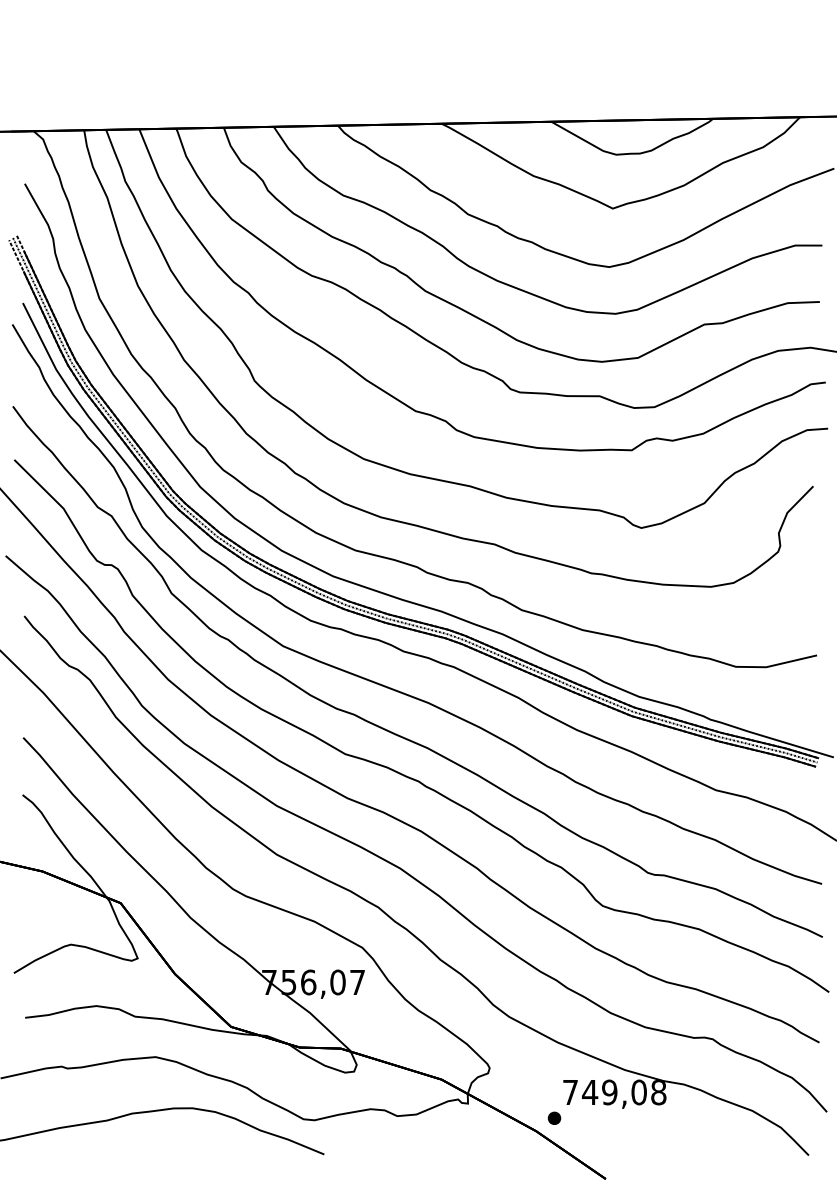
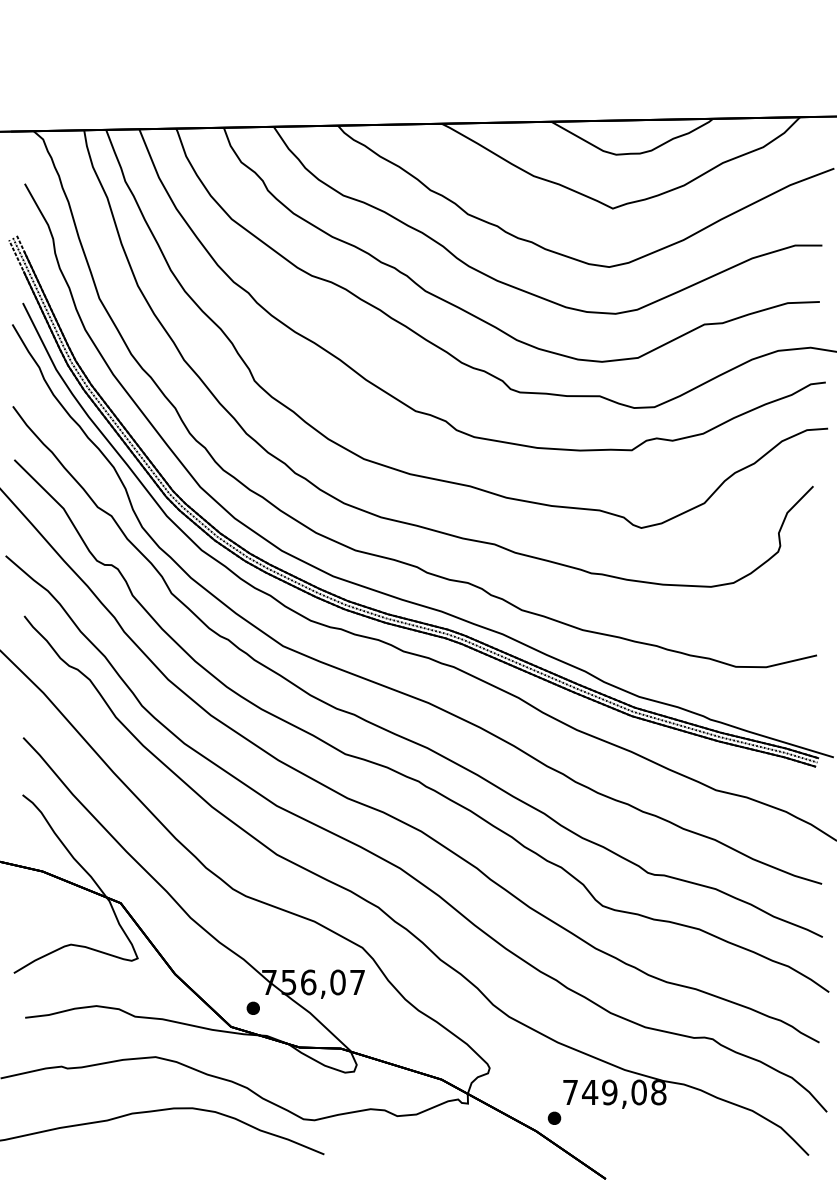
part: none -> present (252, 1007)
